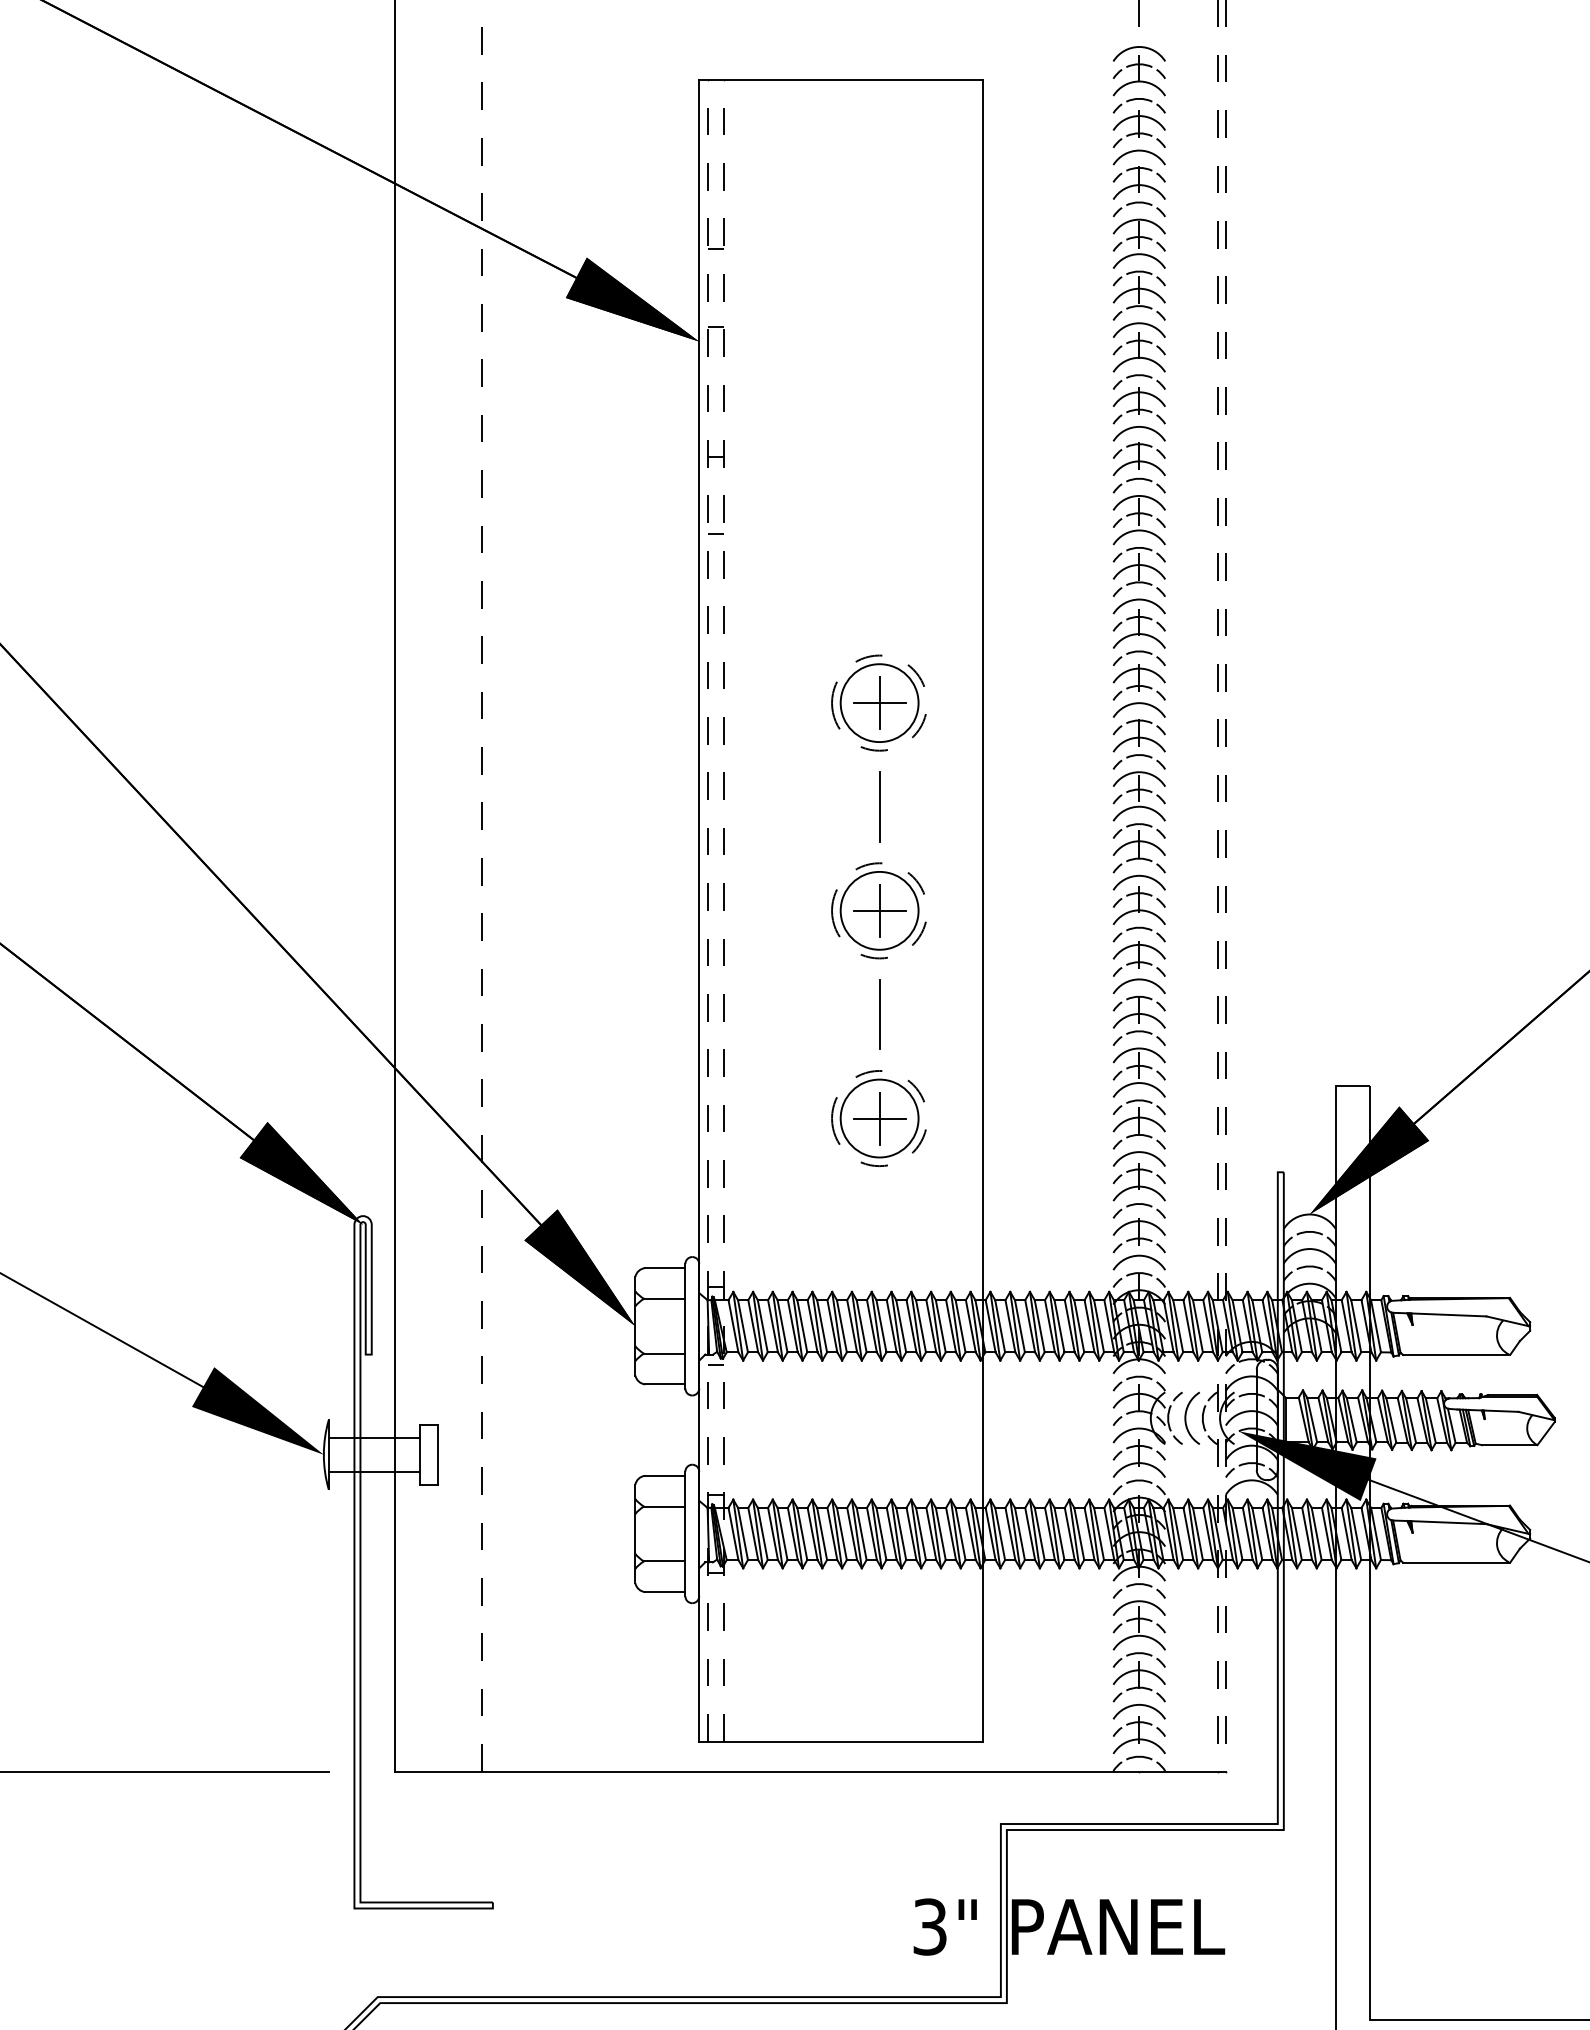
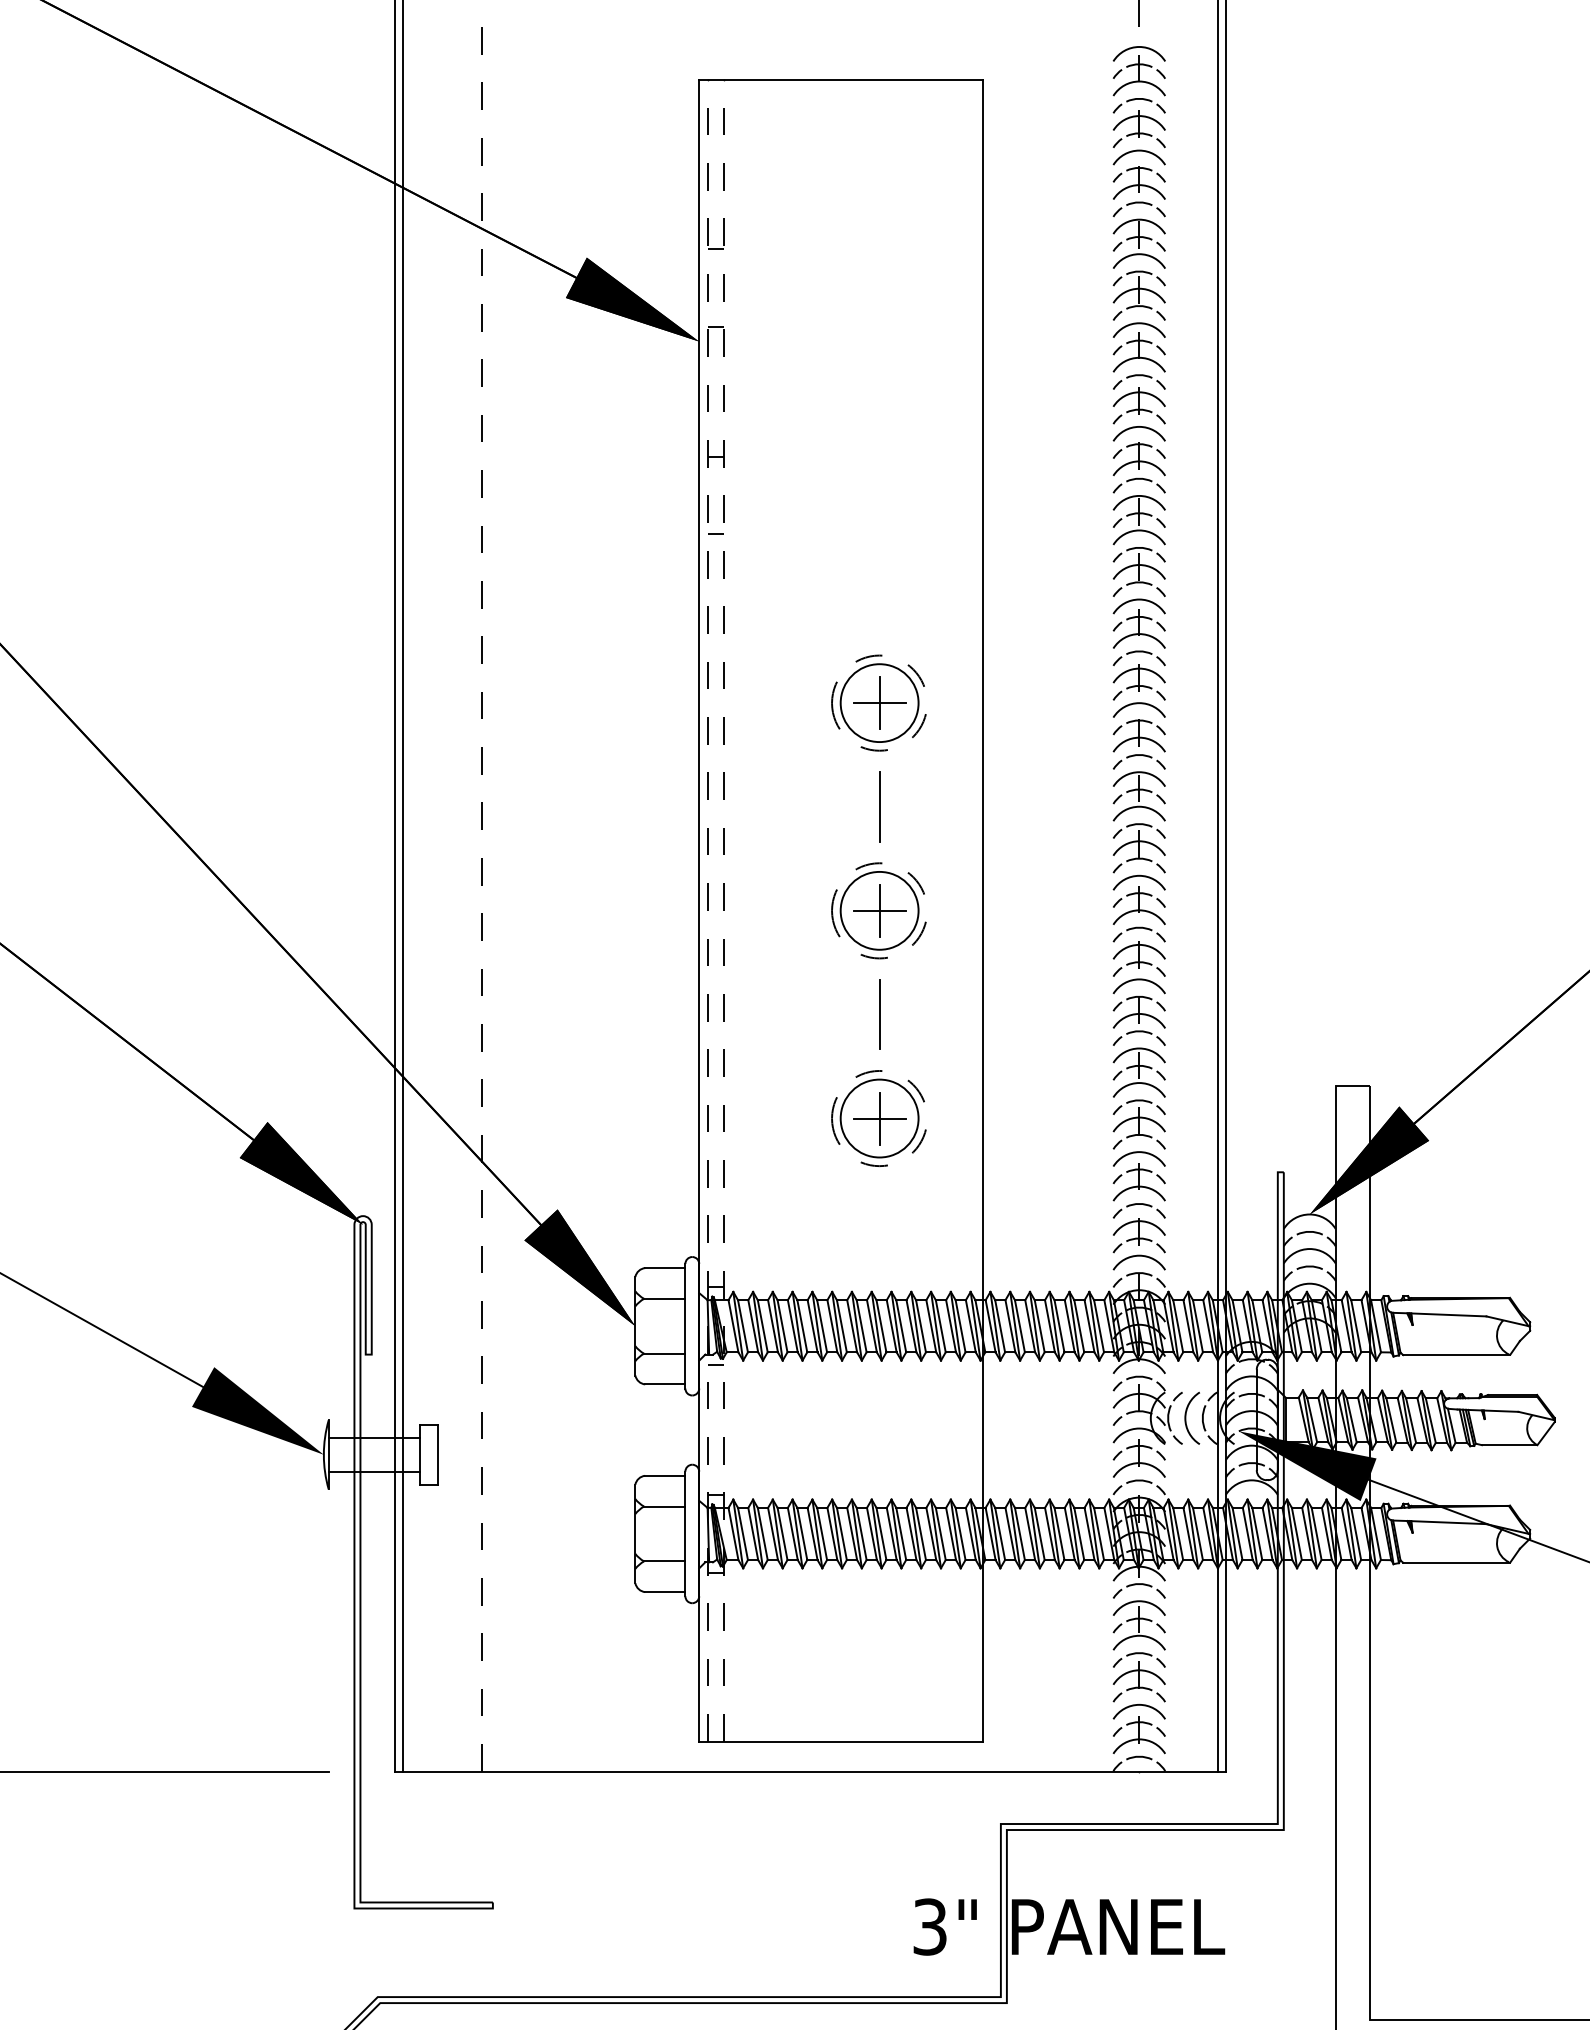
line: dashed -> solid (1217, 885)
line: dashed -> solid (1225, 885)
line: none -> present (403, 886)
